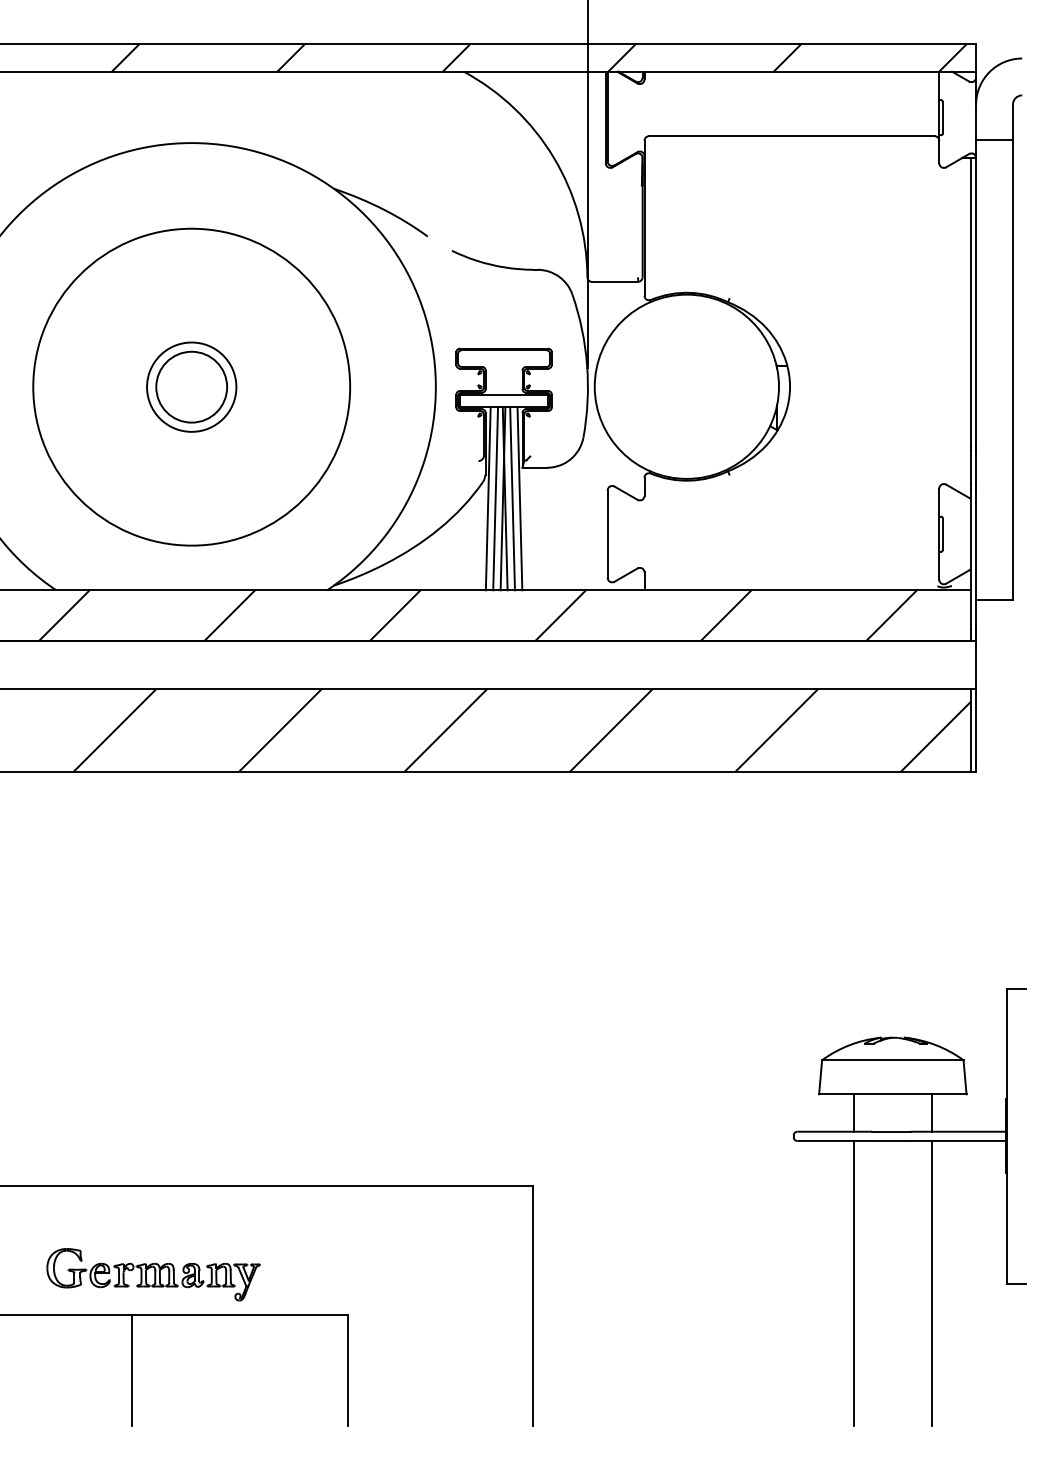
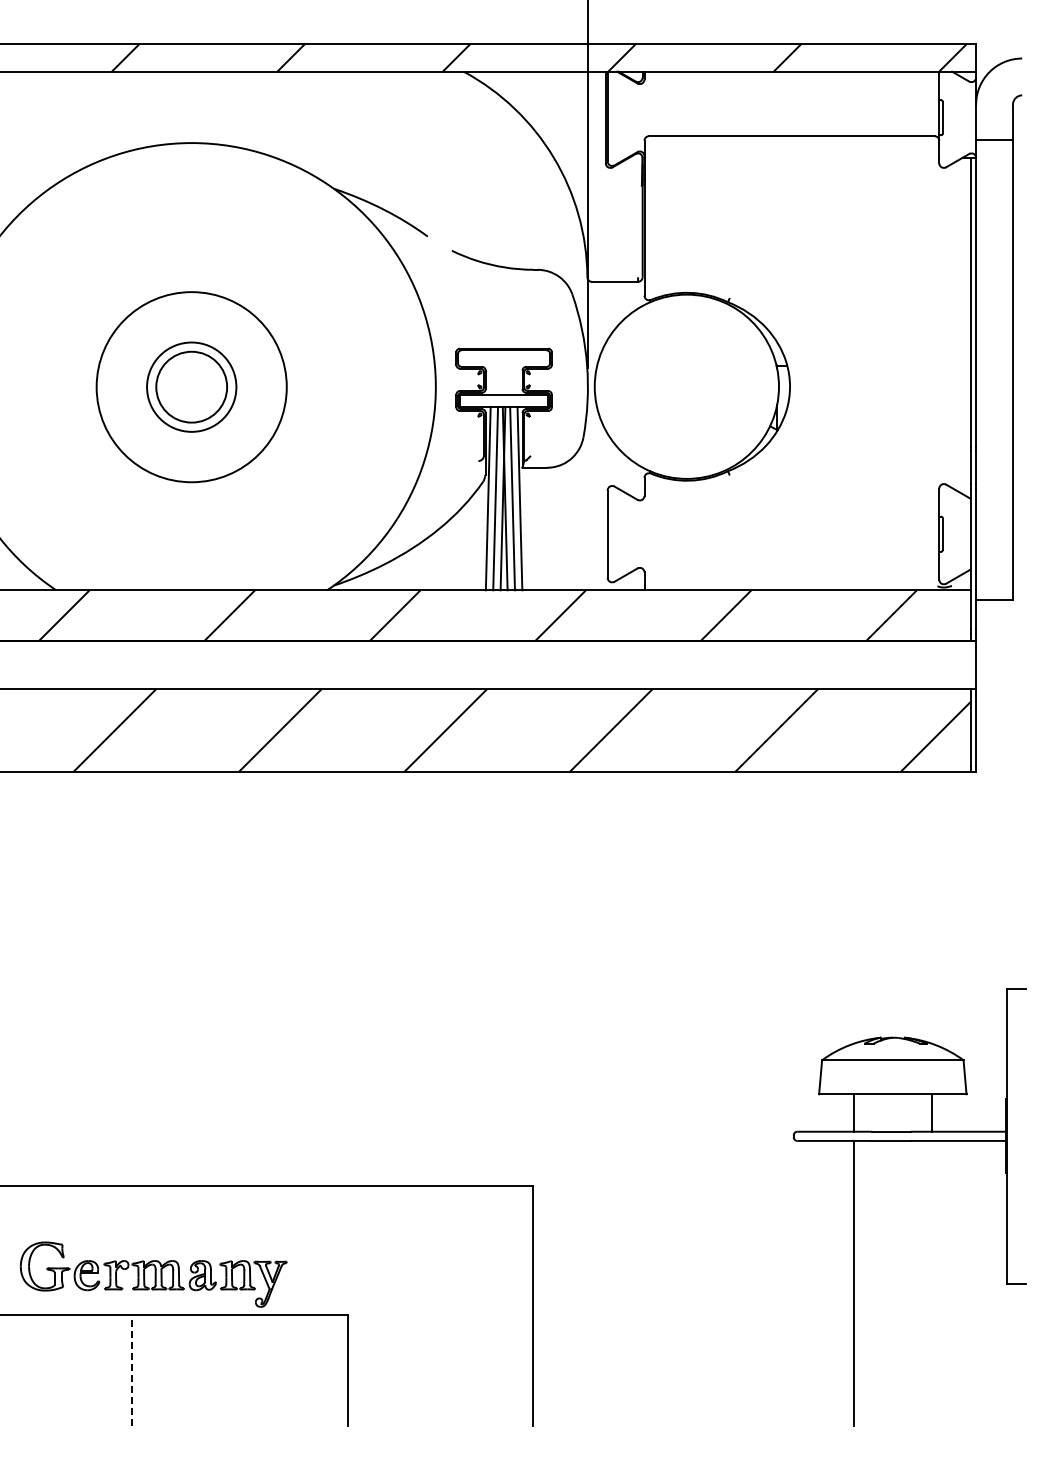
circle diameter: 317 px -> 190 px (191, 387)
part size: 215x54 px -> 268x67 px (153, 1274)
line: present -> none (931, 1282)
line: solid -> dashed (131, 1370)
